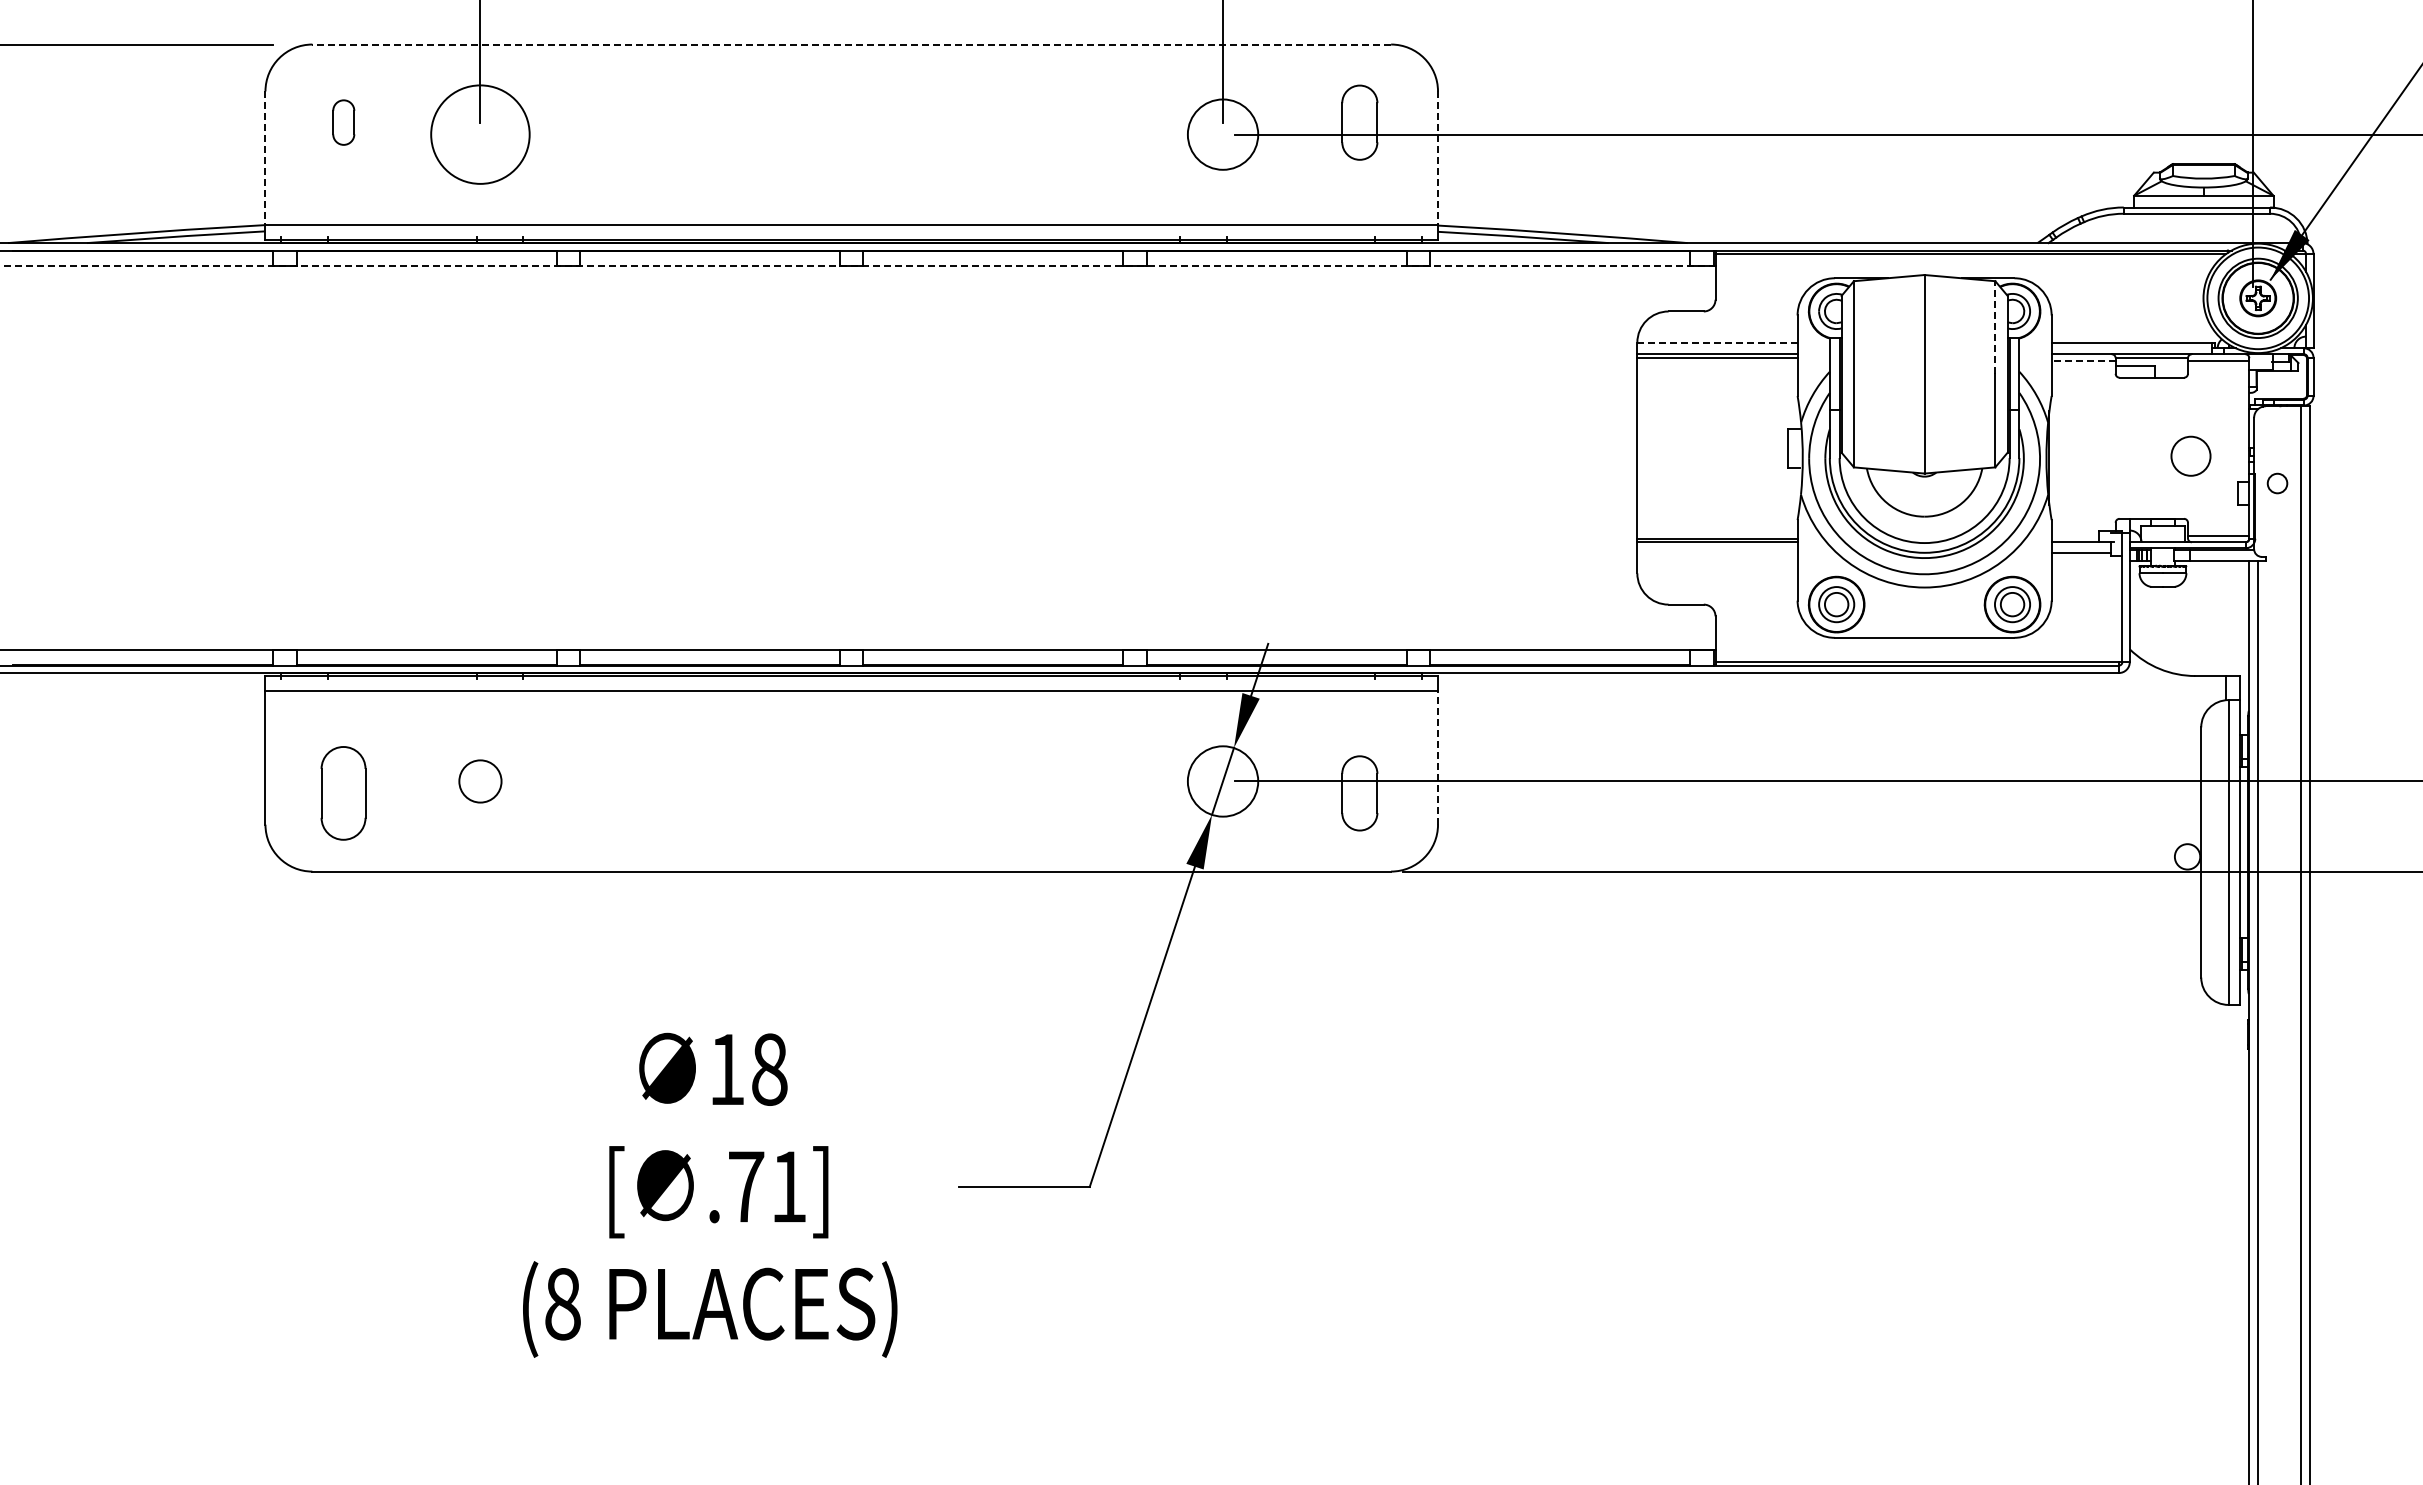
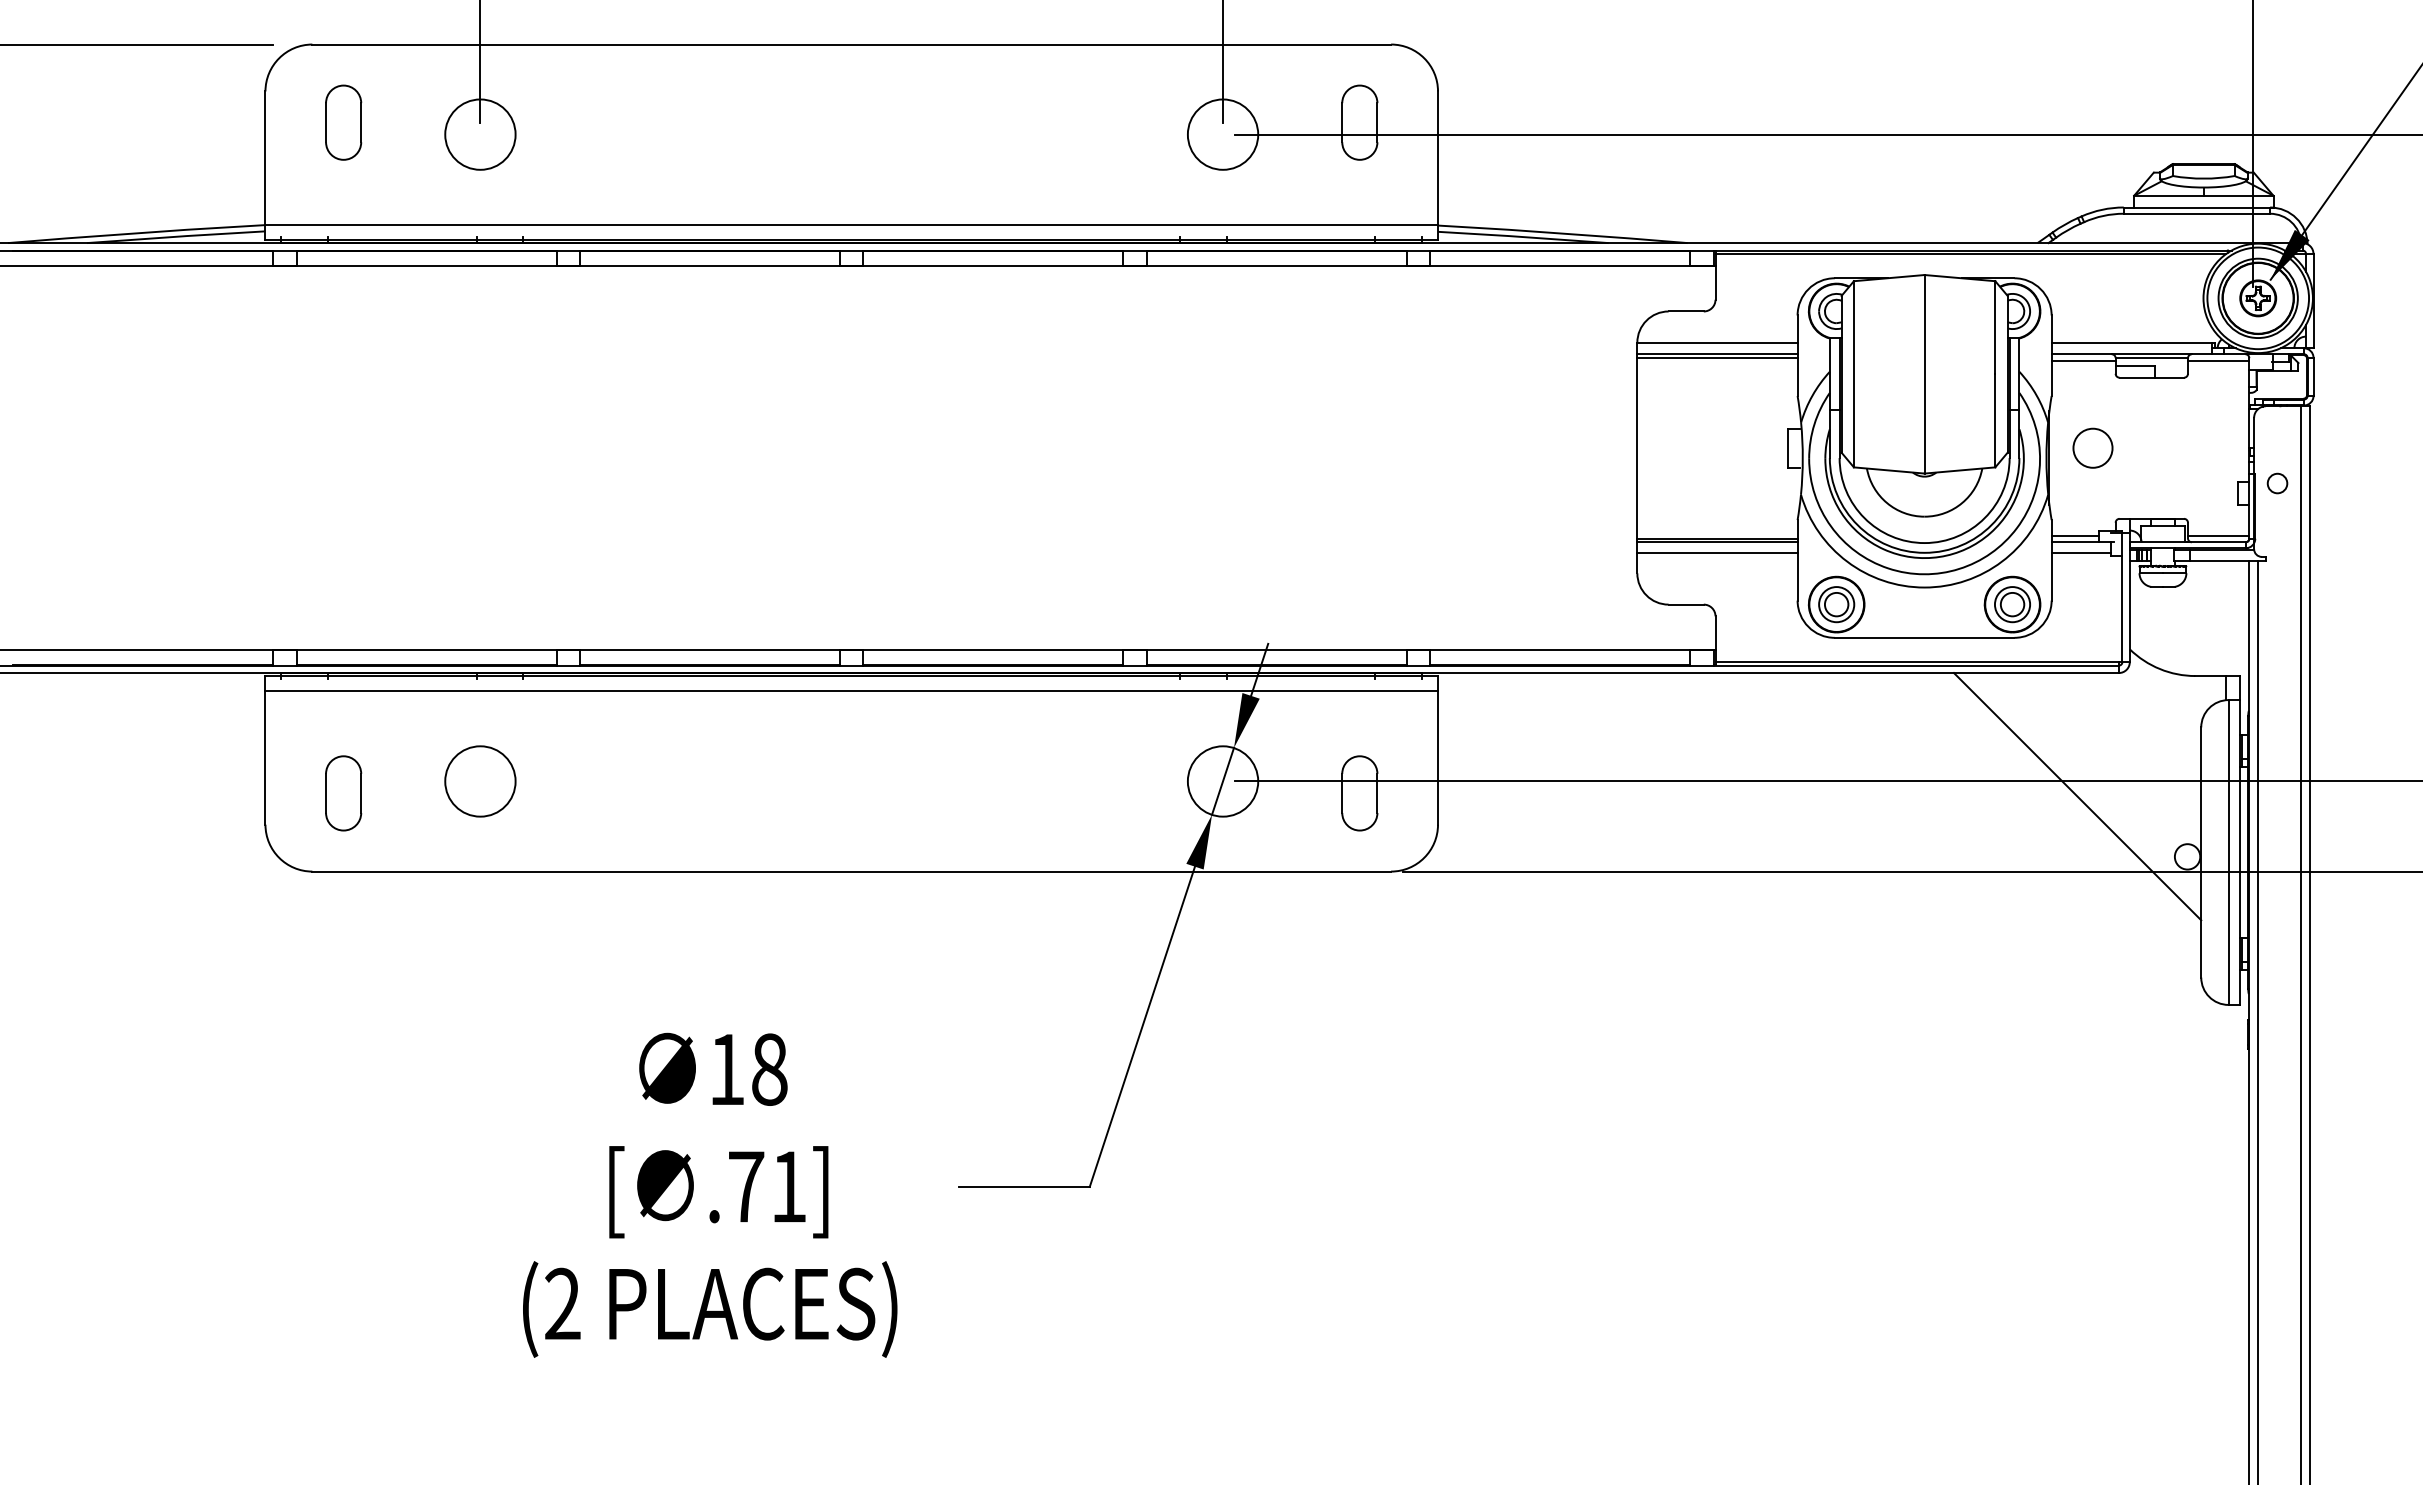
line: dashed -> solid (851, 44)
part size: 24x47 px -> 38x77 px (343, 122)
circle diameter: 98 px -> 70 px (480, 134)
line: dashed -> solid (265, 158)
line: dashed -> solid (1438, 158)
line: dashed -> solid (857, 265)
line: dashed -> solid (1995, 327)
line: dashed -> solid (1716, 343)
line: dashed -> solid (2083, 360)
circle position: (2190, 455) -> (2092, 447) (2092, 447)
line: none -> present (2074, 536)
line: none -> present (1717, 553)
line: dashed -> solid (1438, 758)
circle size: 45x45 px -> 73x73 px (480, 781)
part size: 47x95 px -> 38x77 px (343, 793)
line: none -> present (2077, 796)
text: (8 -> (2 (562, 1303)
